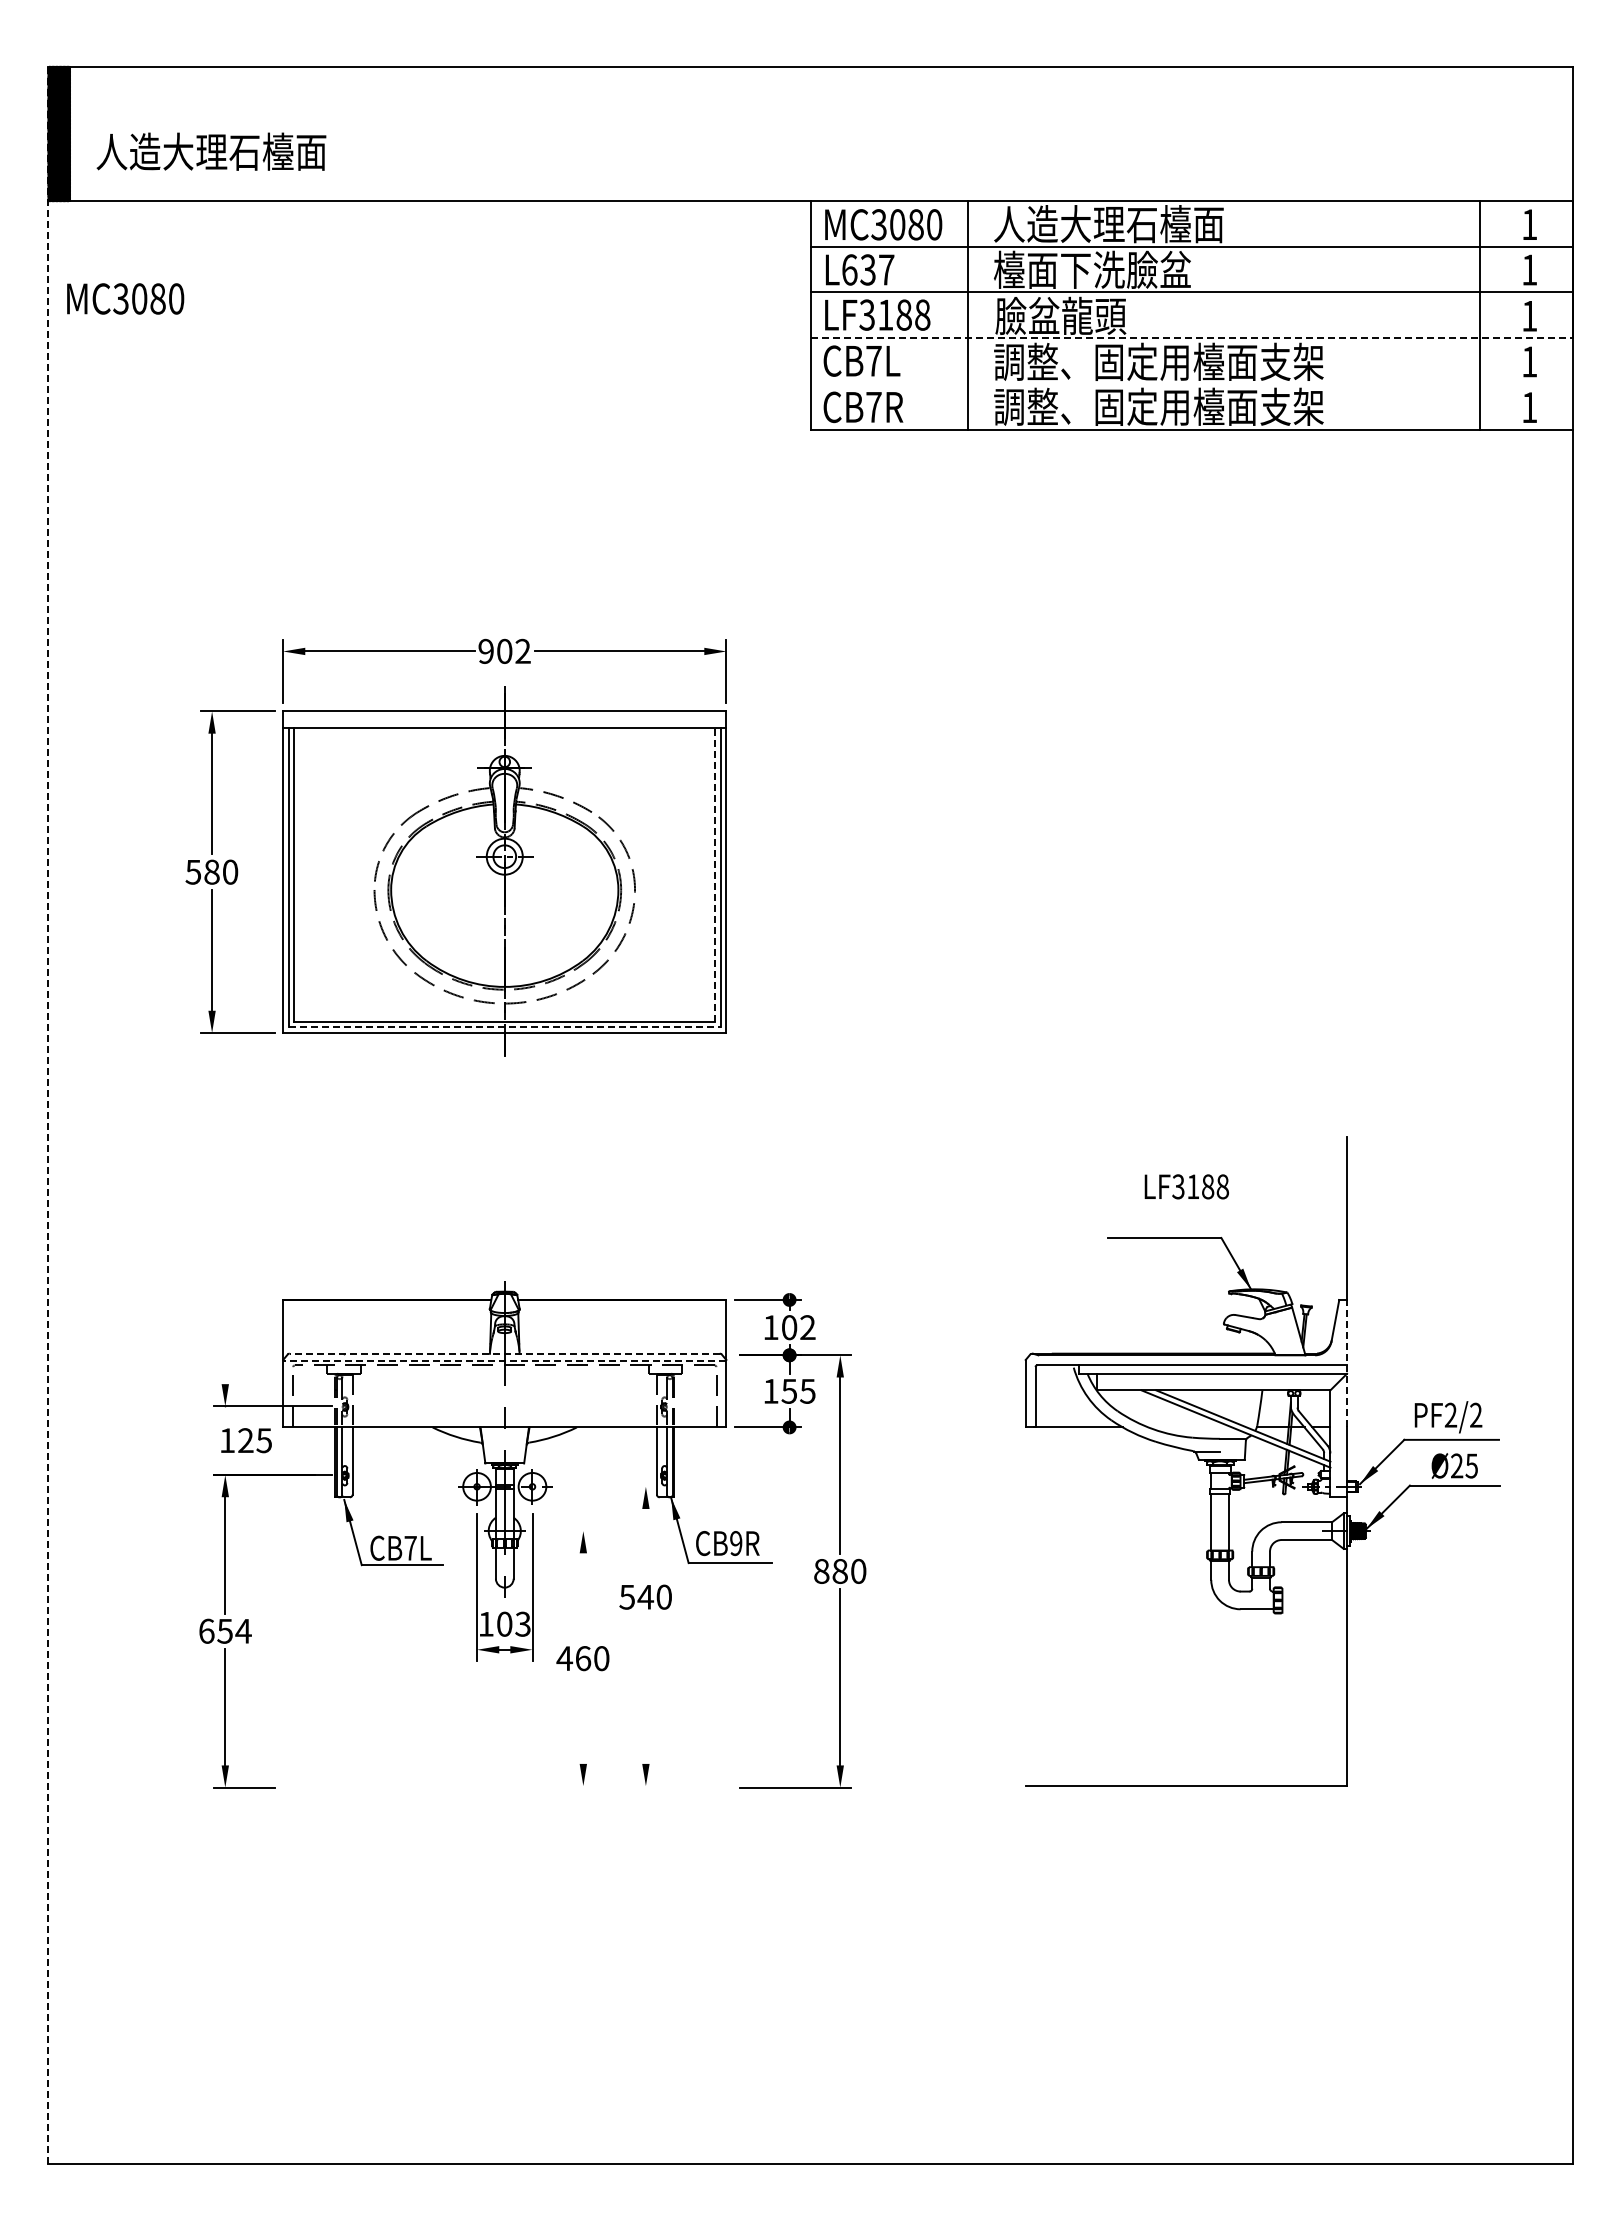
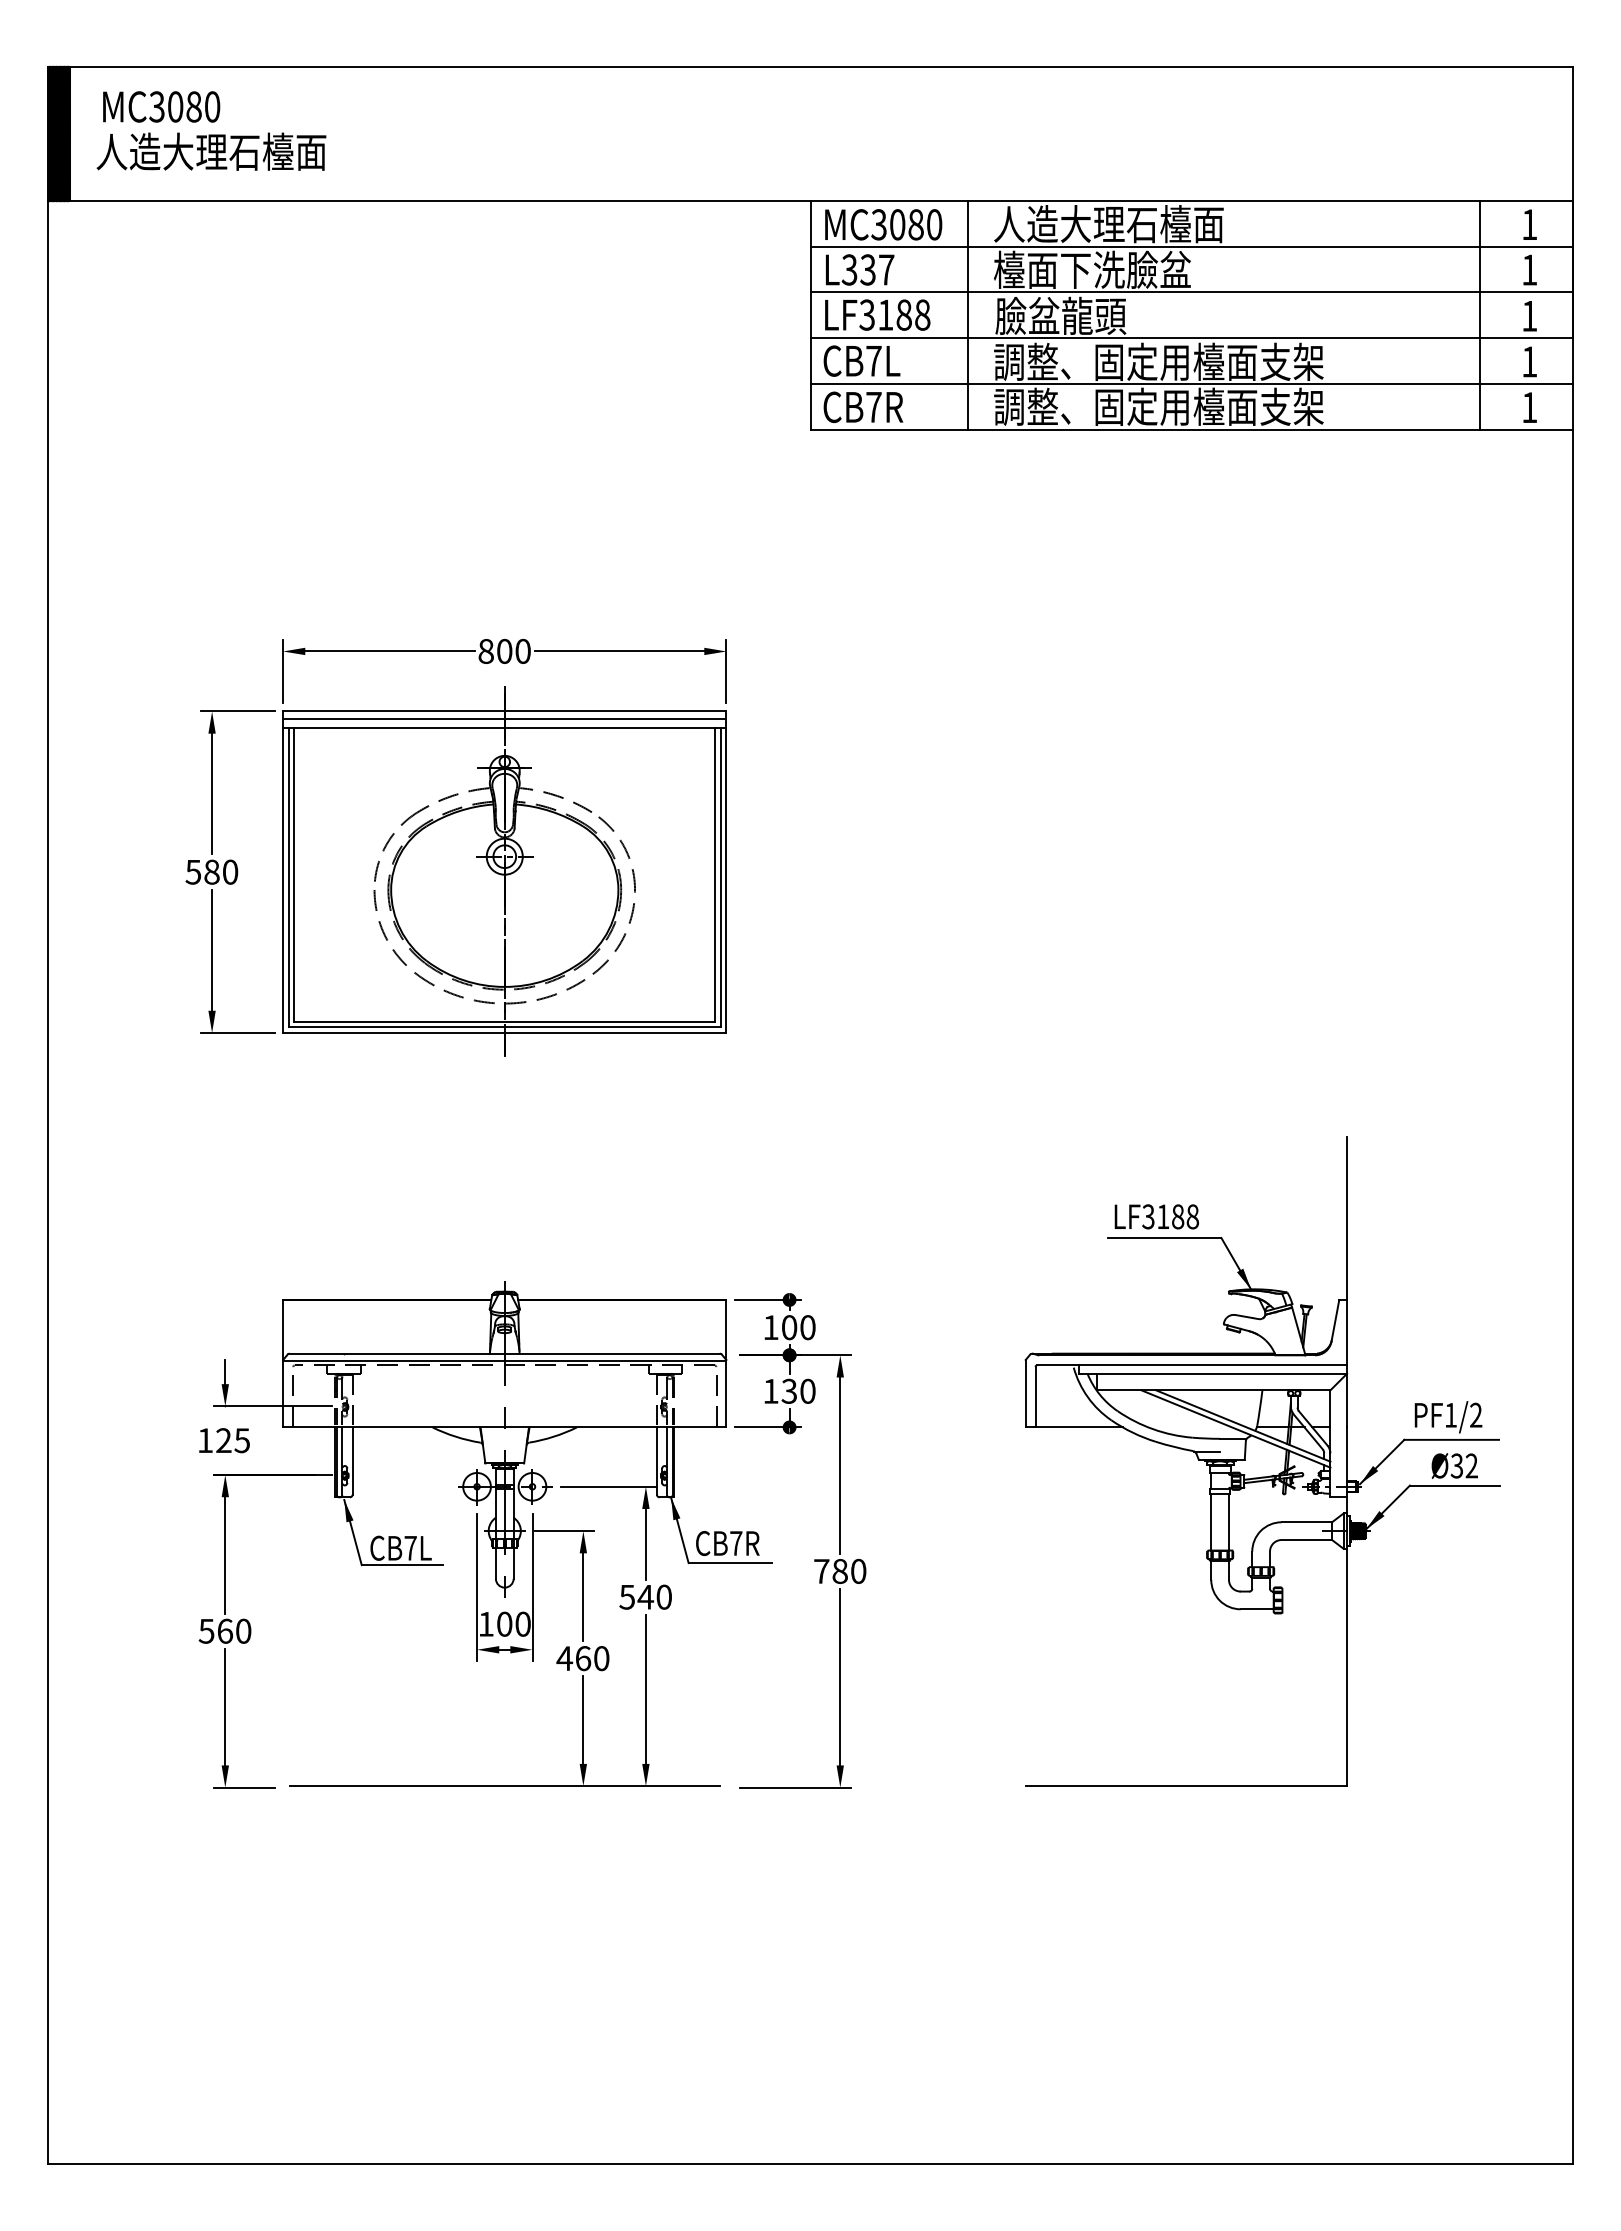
text: L637 -> L337 (849, 269)
text position: (125, 298) -> (161, 106) (161, 106)
line: dashed -> solid (1192, 338)
line: none -> present (1191, 383)
text: 902 -> 800 (504, 650)
line: none -> present (504, 719)
line: dashed -> solid (715, 874)
line: dashed -> solid (505, 1027)
line: dashed -> solid (48, 1115)
text position: (1186, 1186) -> (1156, 1216) (1156, 1216)
text: 102 -> 100 (807, 1327)
line: dashed -> solid (504, 1353)
line: dashed -> solid (504, 1360)
line: dashed -> solid (1347, 1363)
line: none -> present (225, 1371)
text: 155 -> 130 (798, 1390)
text: PF2/2 -> PF1/2 (1450, 1414)
text position: (246, 1440) -> (224, 1440) (224, 1440)
text: Ø25 -> Ø32 (1463, 1465)
line: none -> present (609, 1486)
line: none -> present (564, 1531)
line: none -> present (645, 1543)
text: CB9R -> CB7R (736, 1543)
text: 880 -> 780 (821, 1571)
line: none -> present (583, 1596)
text: 103 -> 100 (522, 1623)
text: 654 -> 560 (224, 1630)
line: none -> present (645, 1688)
line: none -> present (583, 1719)
line: none -> present (504, 1786)
